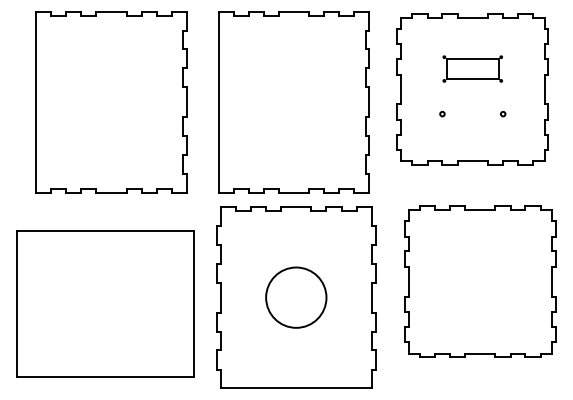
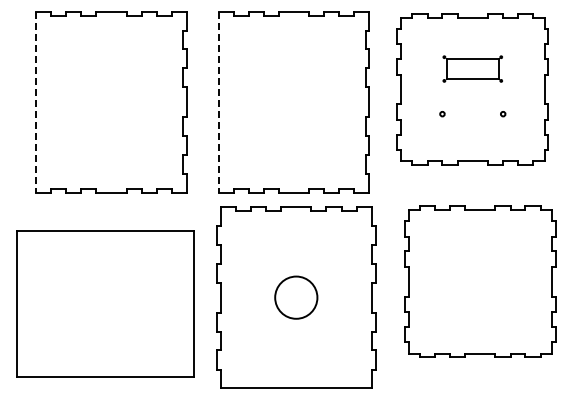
line: solid -> dashed (36, 102)
line: solid -> dashed (218, 102)
circle diameter: 60 px -> 42 px (296, 297)
